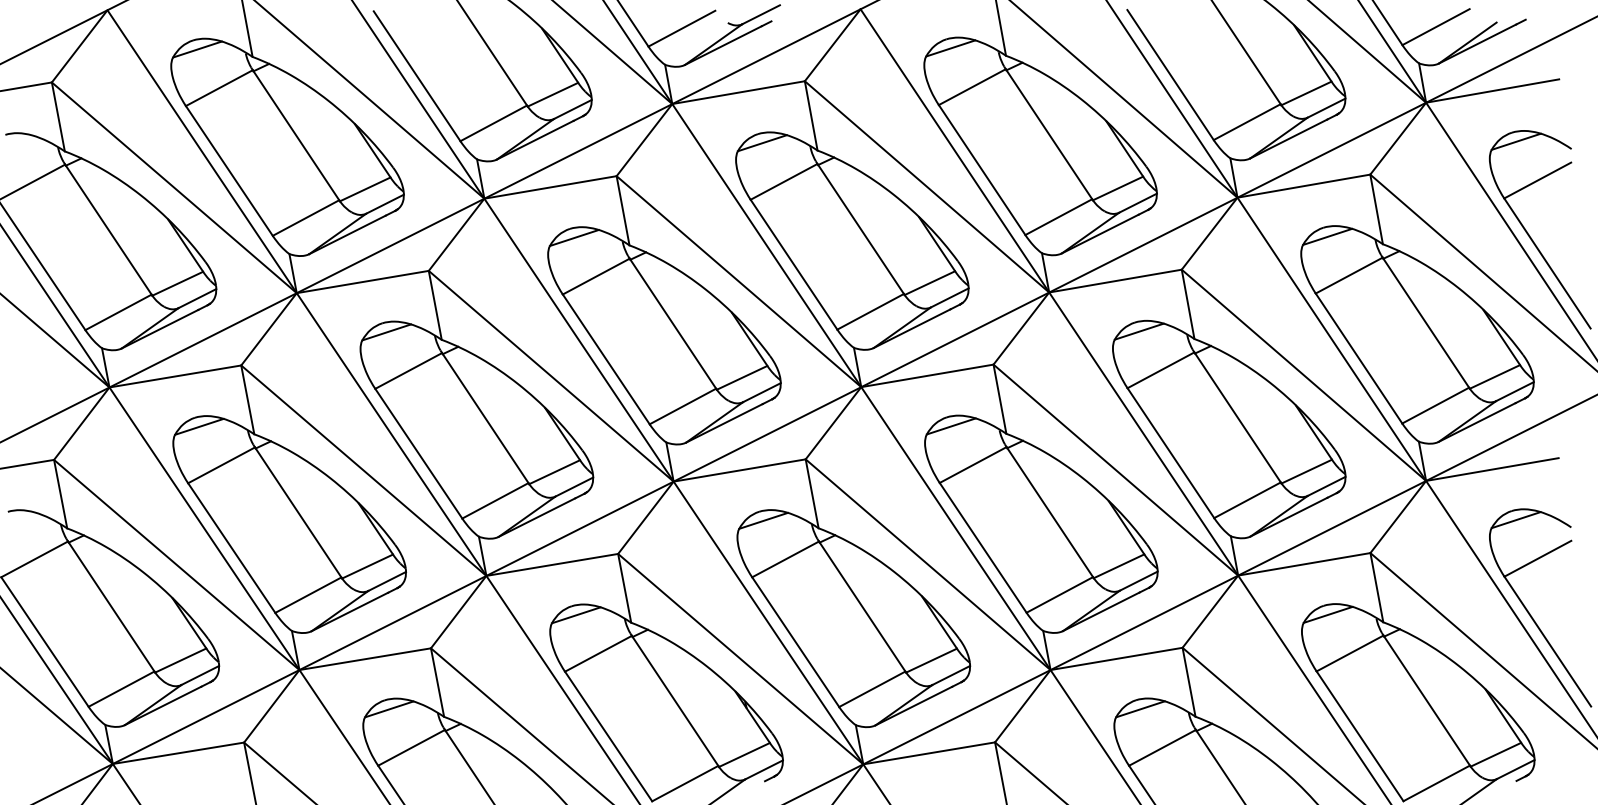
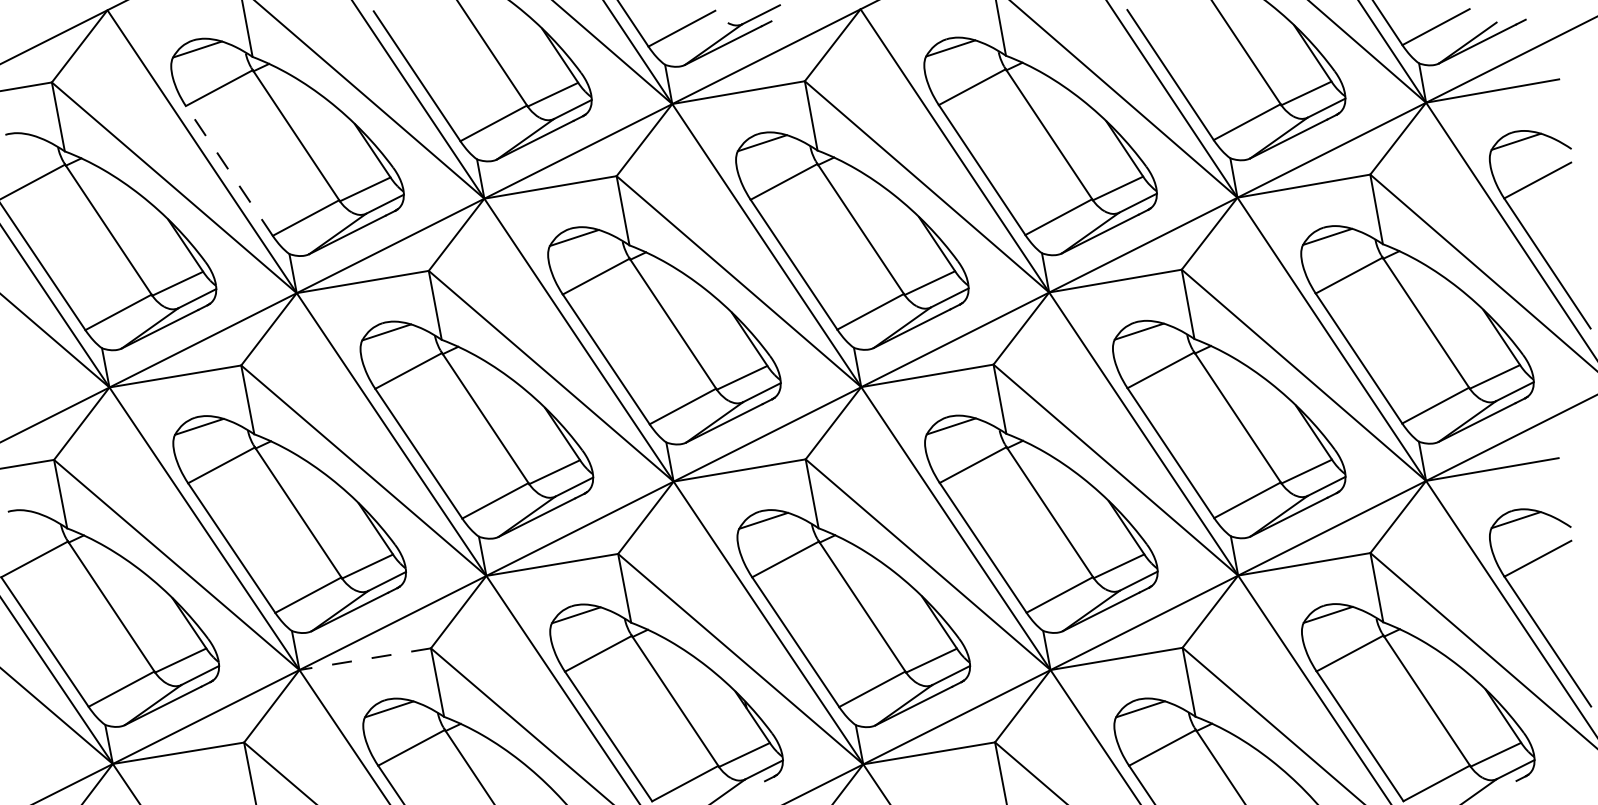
line: solid -> dashed (229, 170)
line: solid -> dashed (365, 659)
